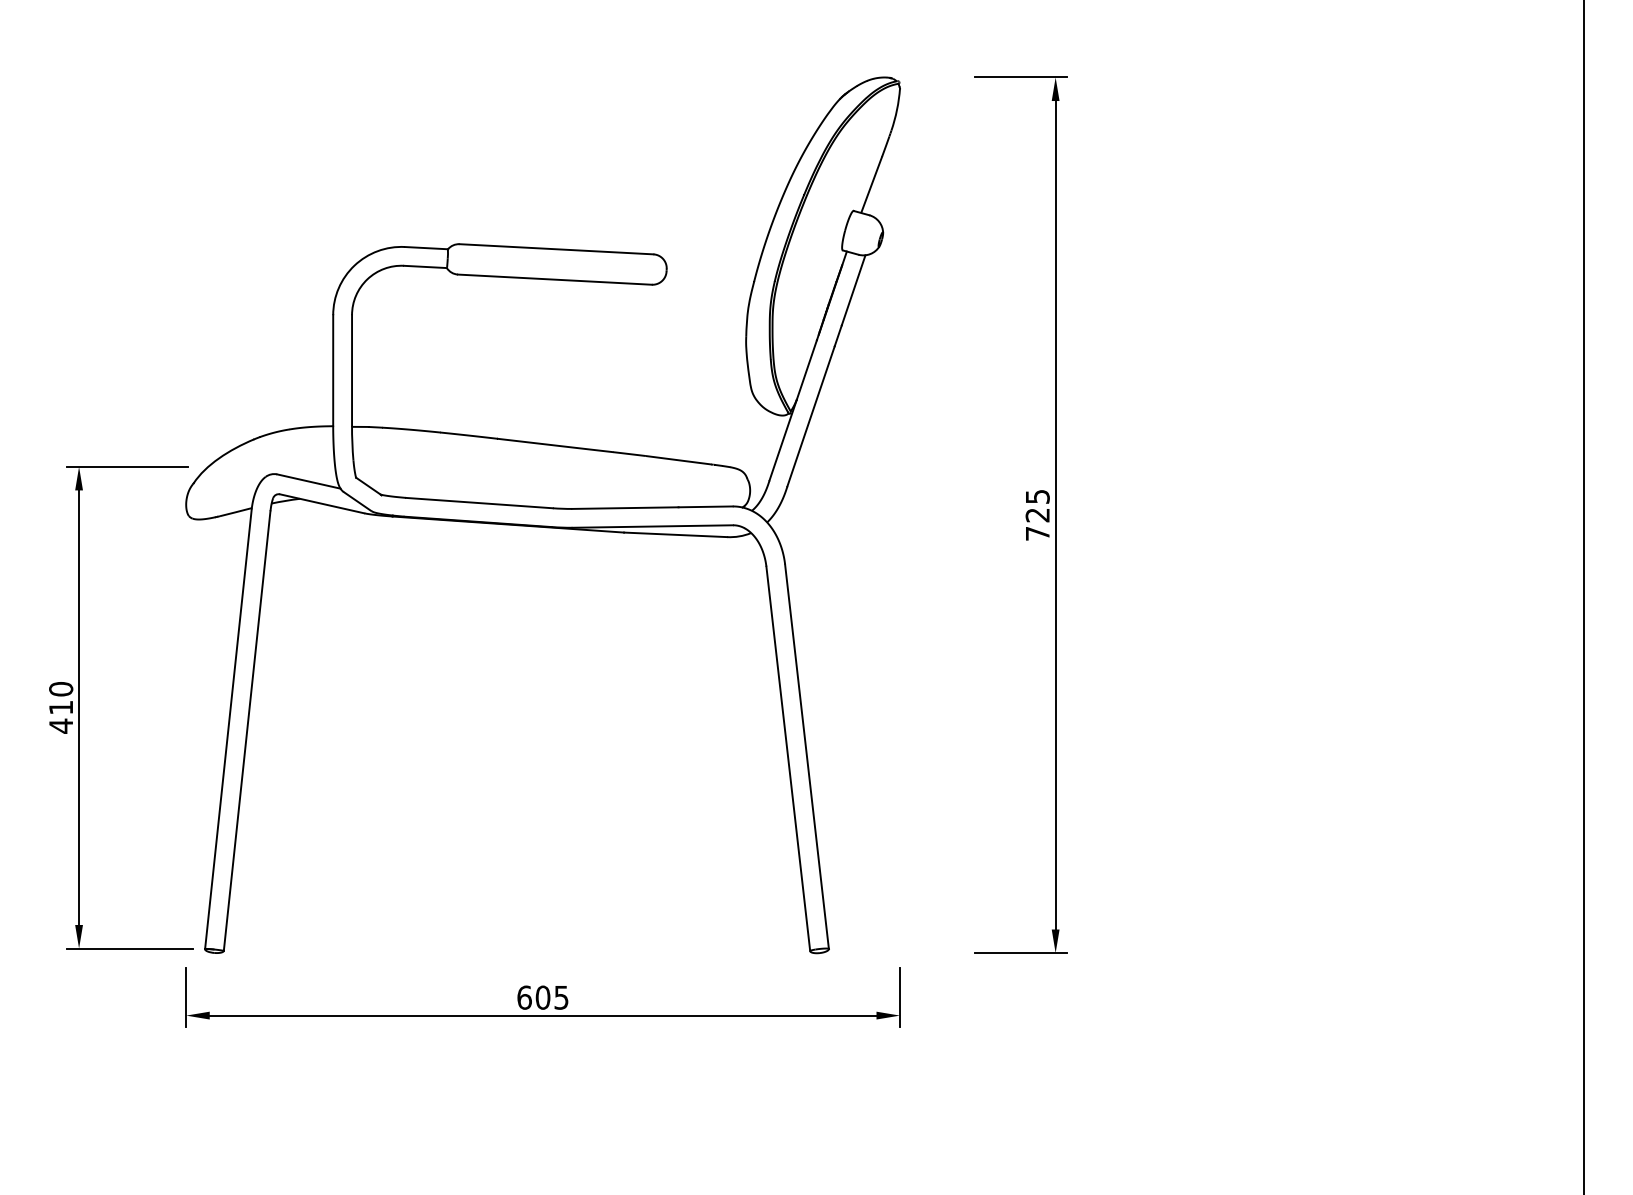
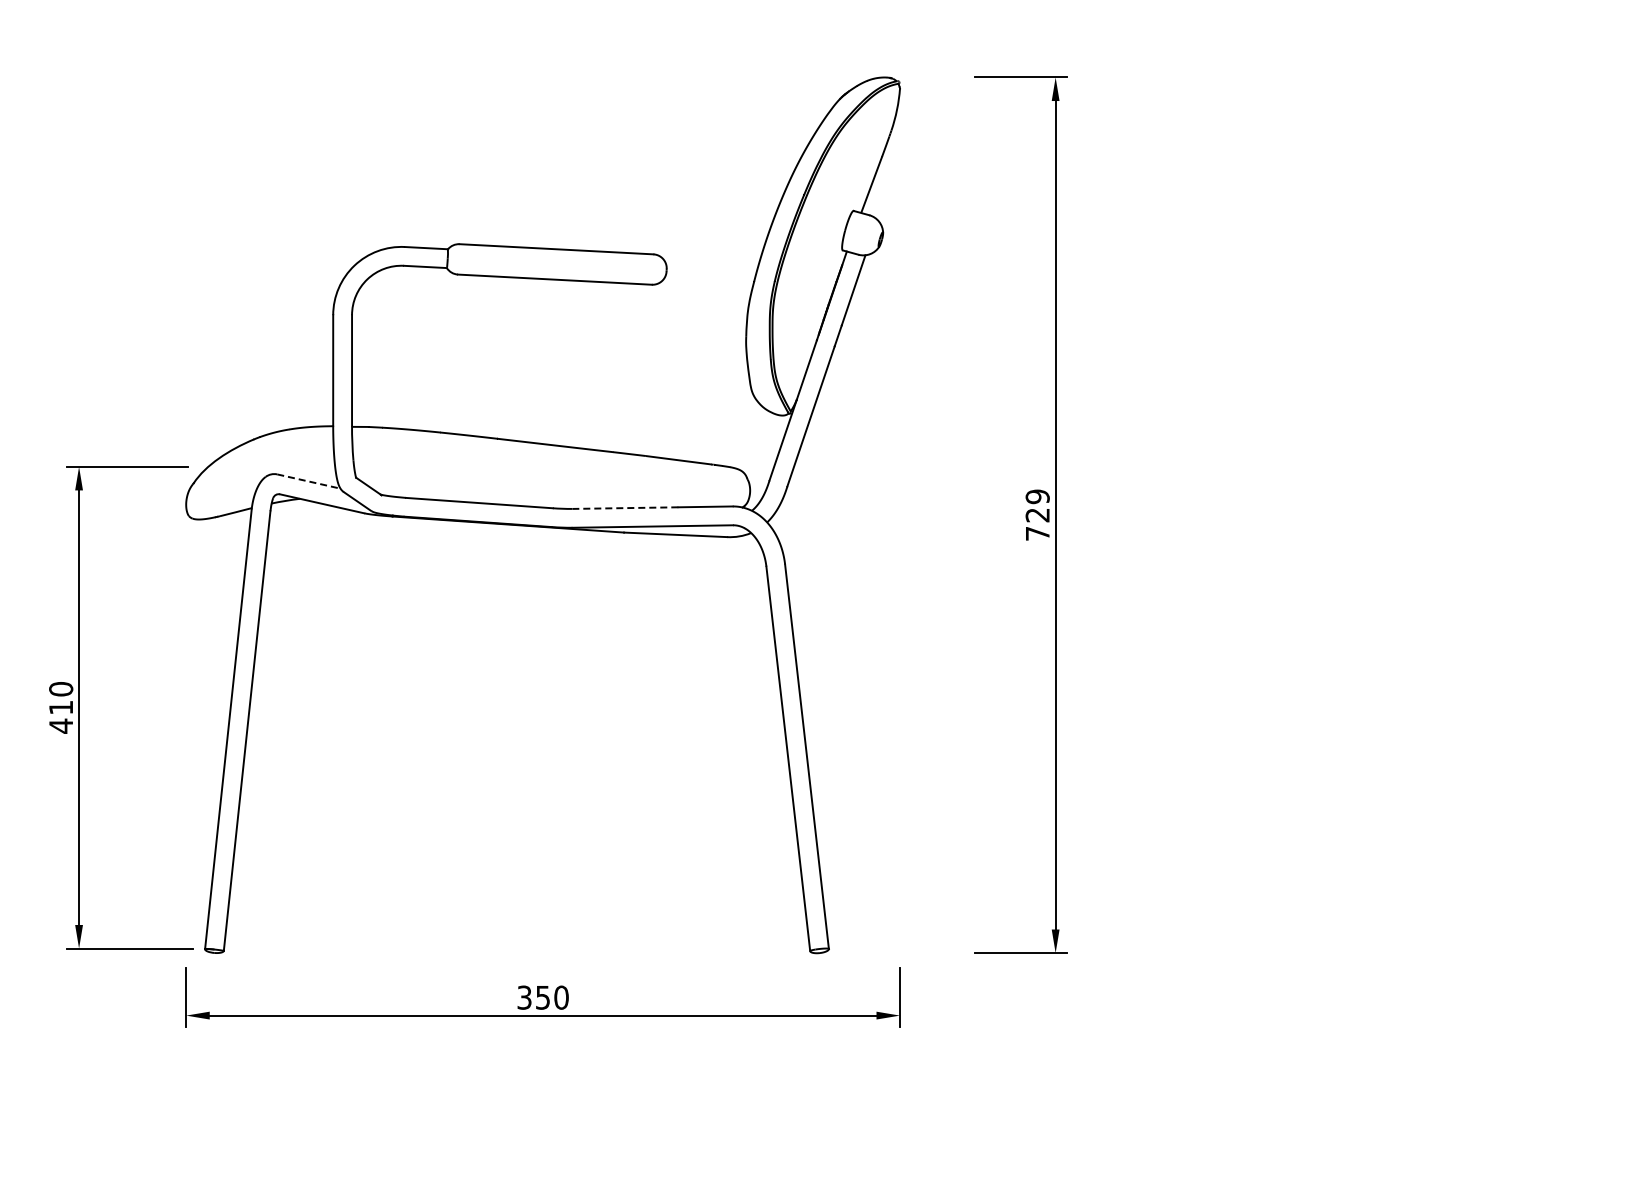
line: solid -> dashed (309, 481)
text: 725 -> 729 (1037, 496)
line: solid -> dashed (625, 508)
line: present -> none (1584, 596)
text: 605 -> 350 (542, 997)
